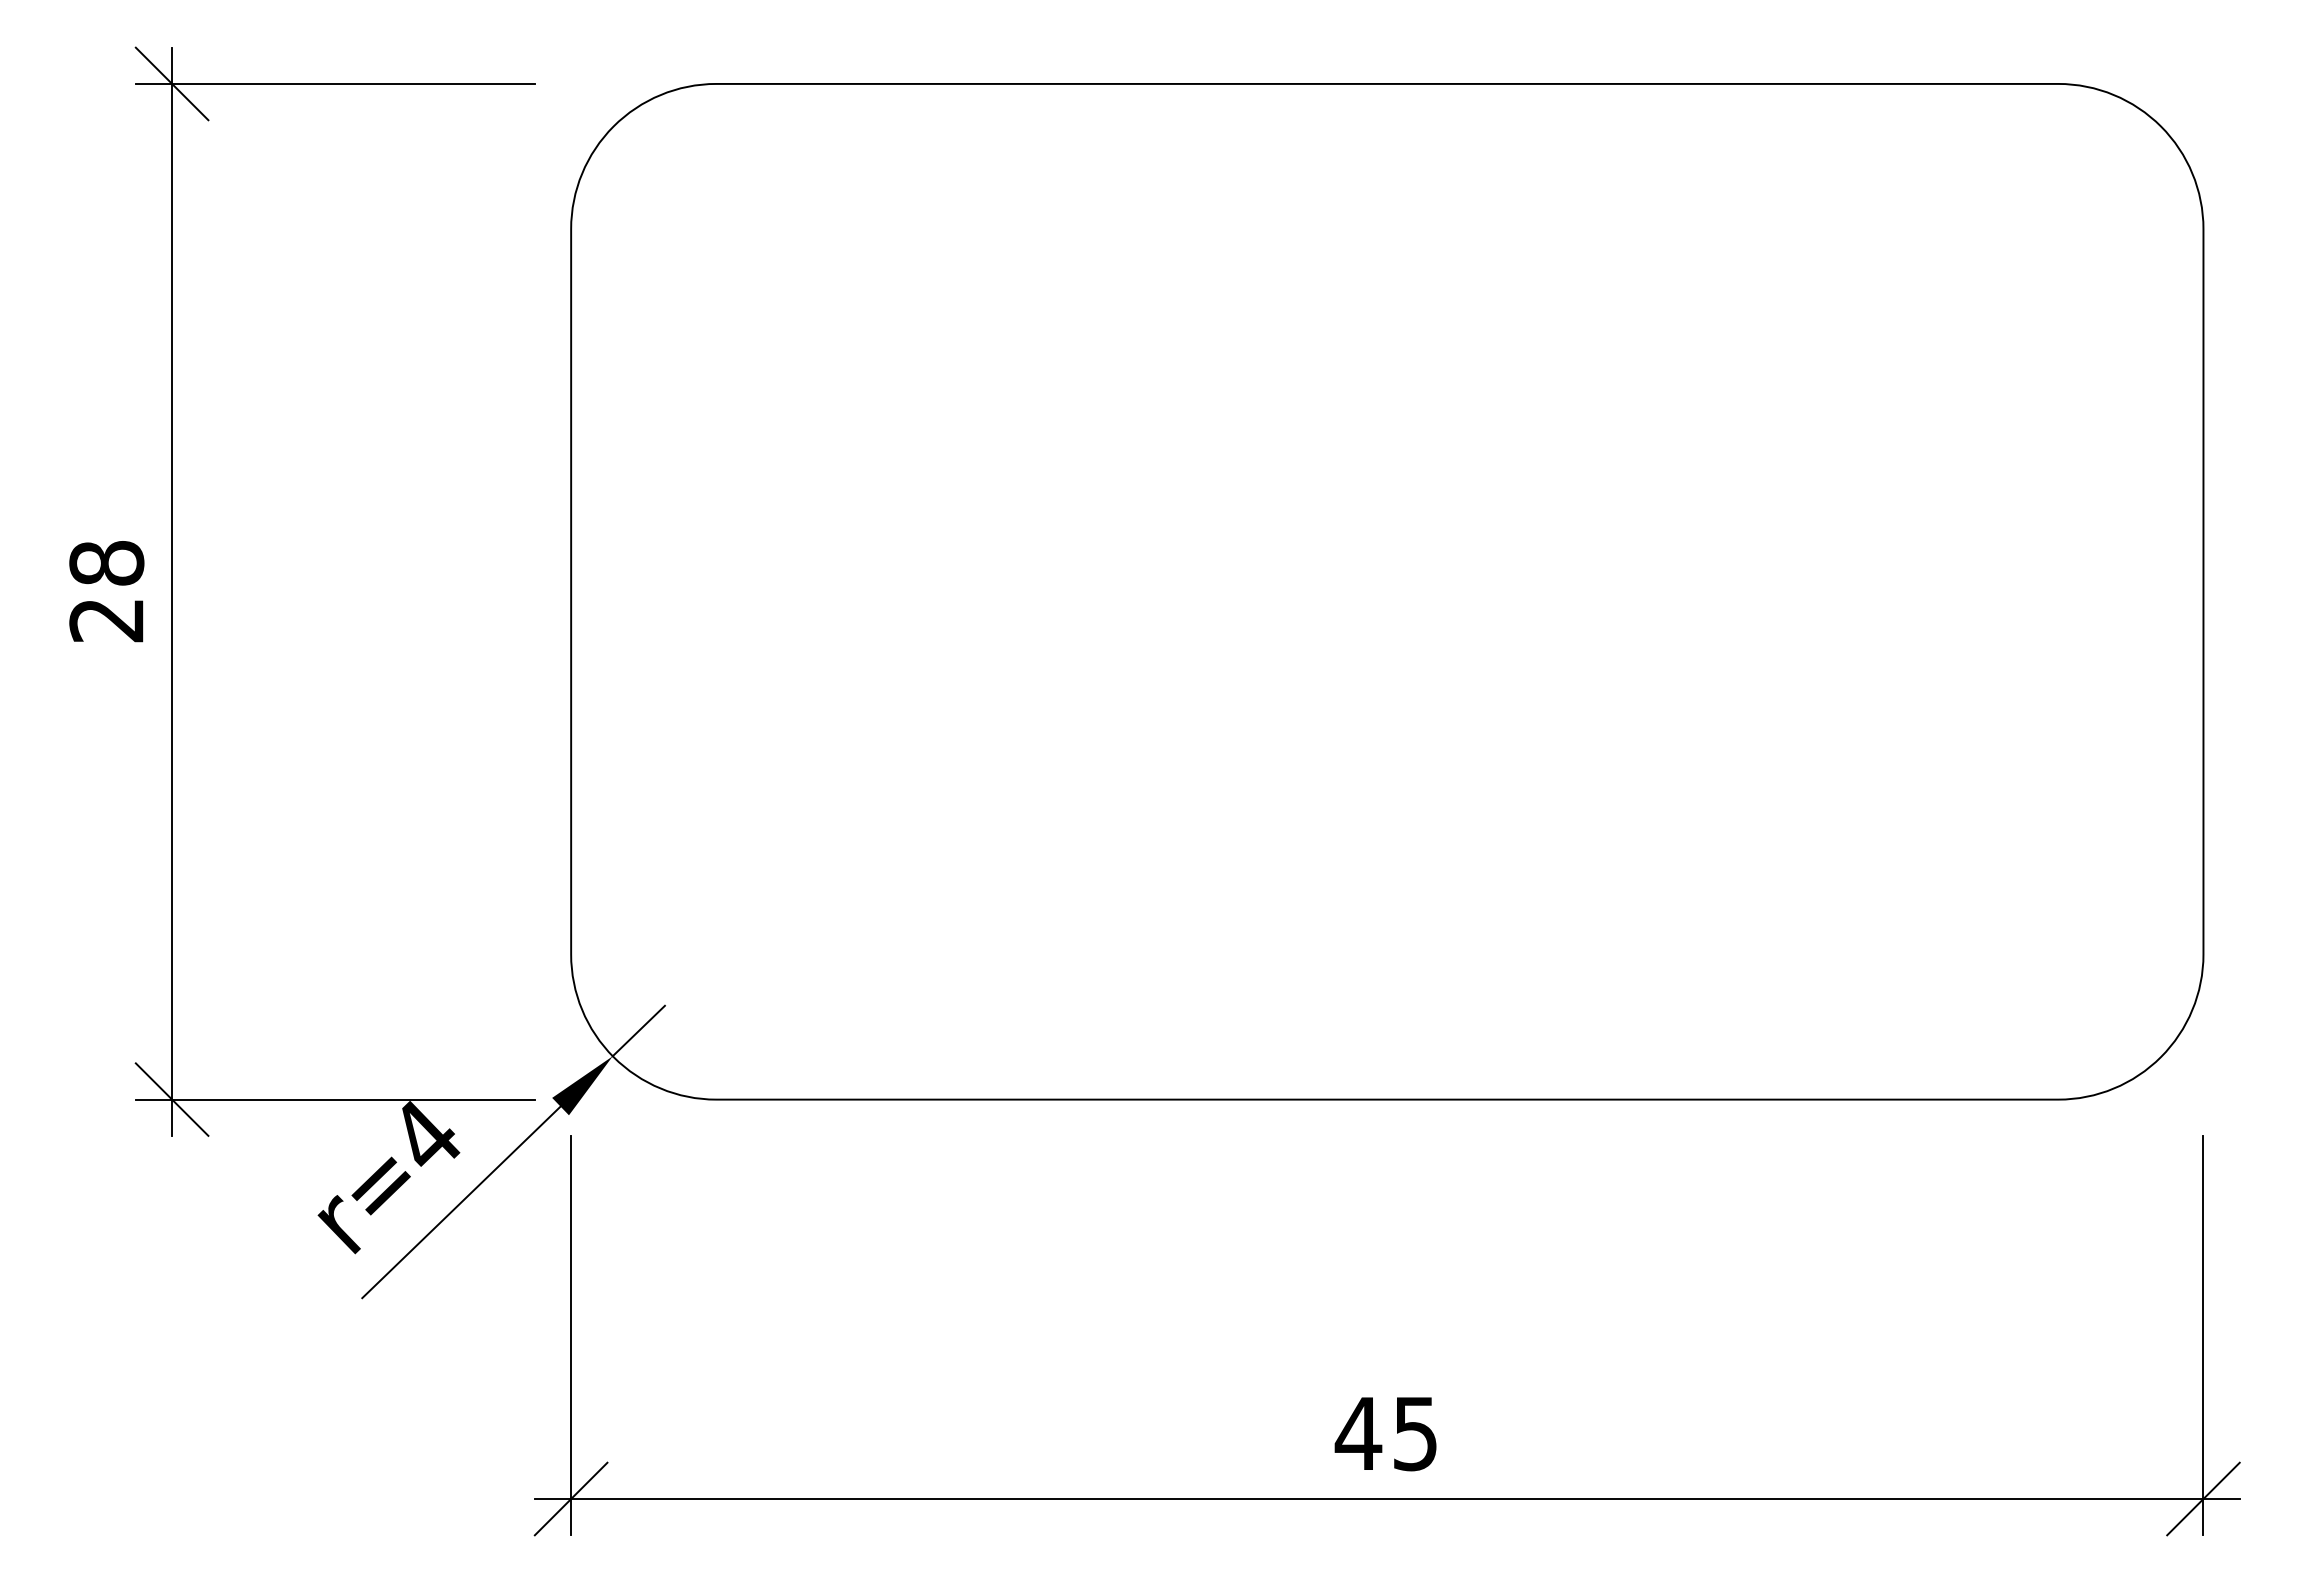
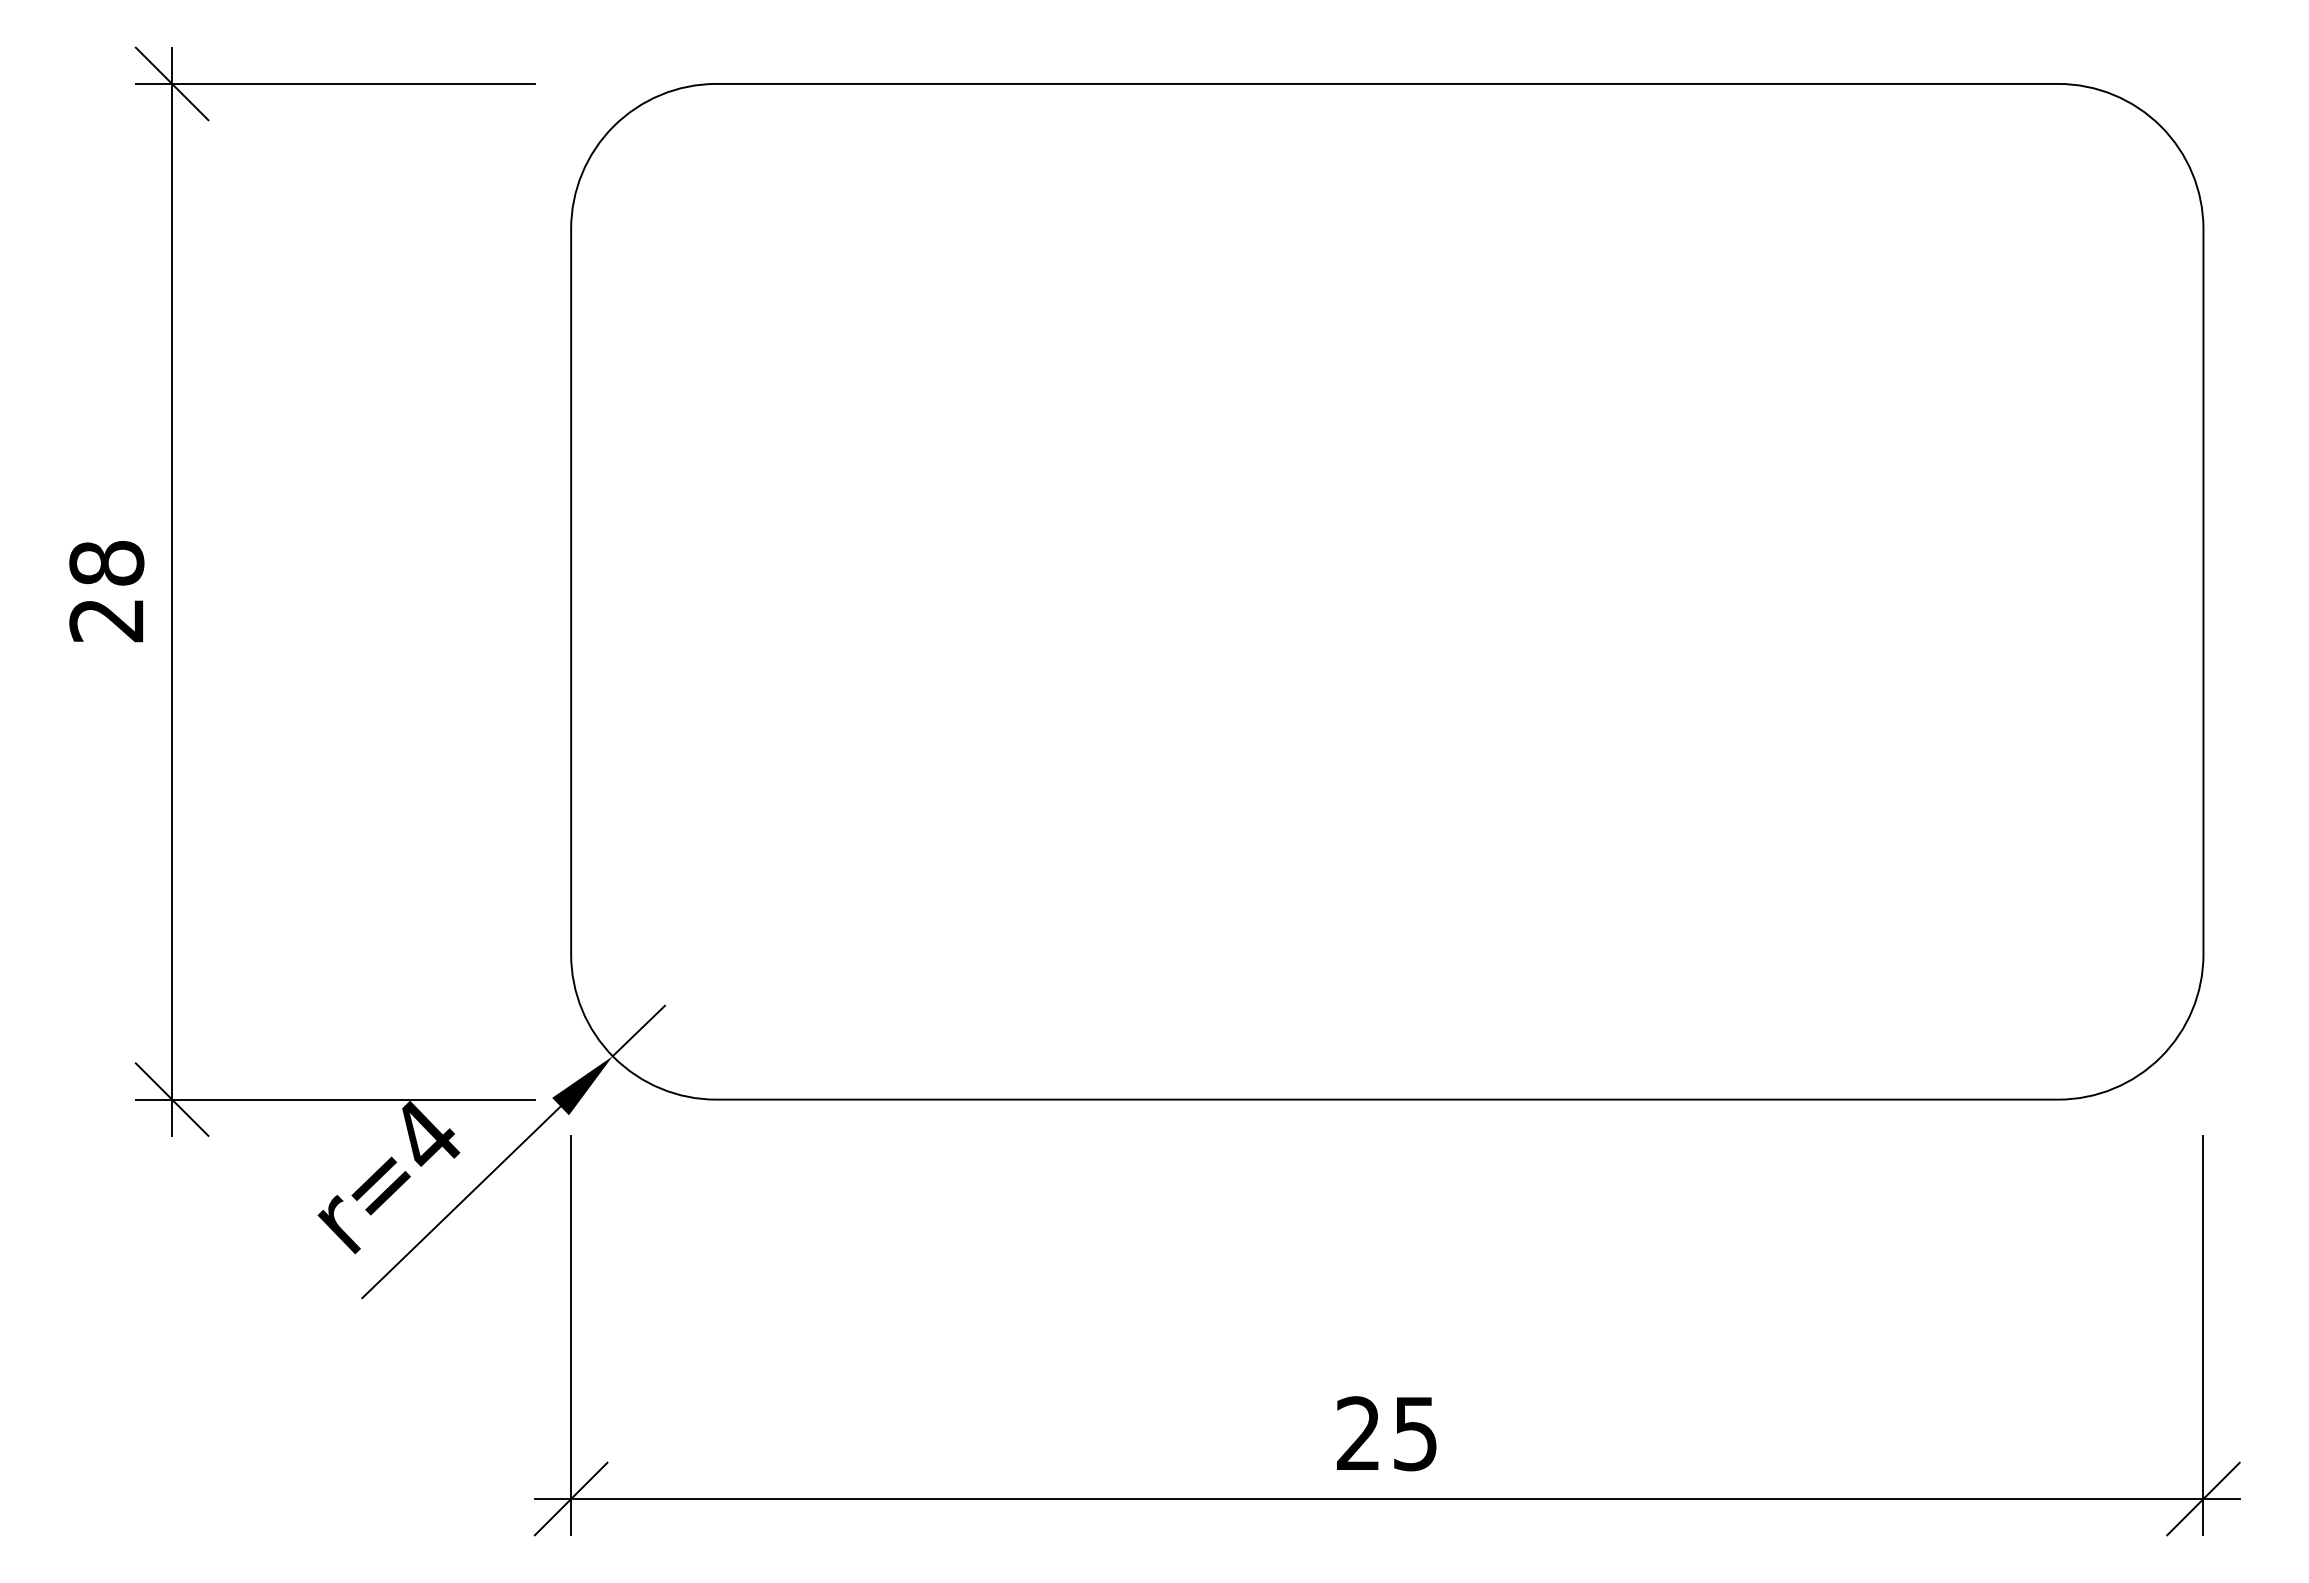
text: 45 -> 25 (1358, 1432)
